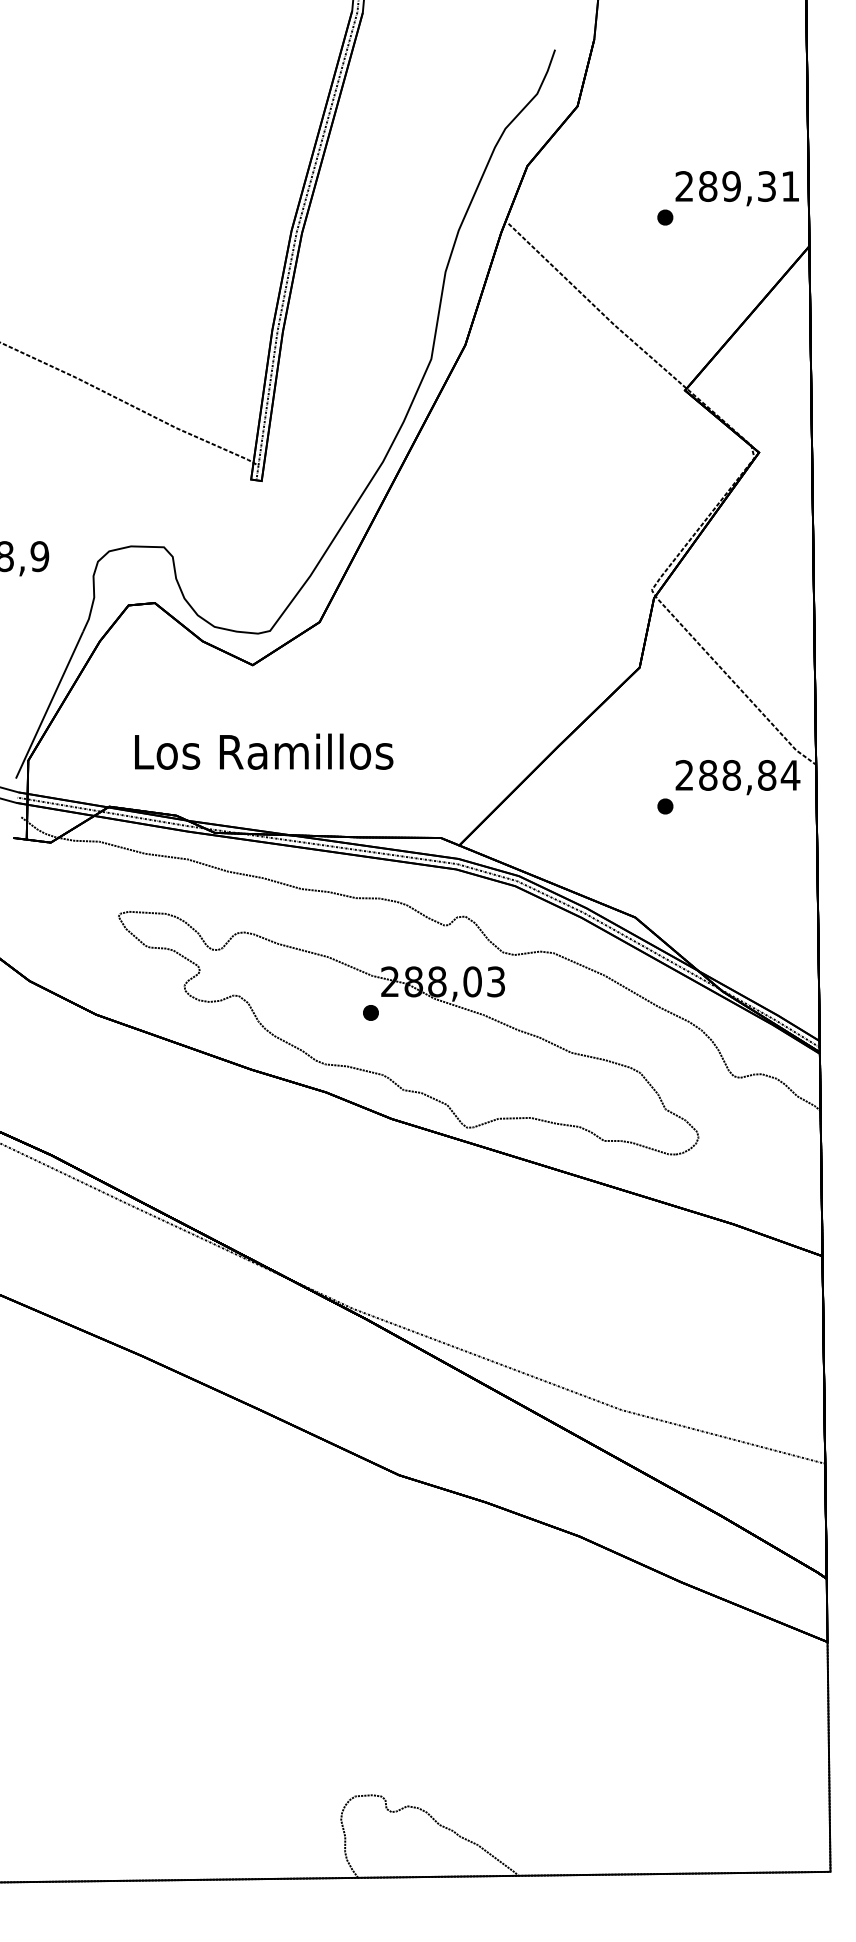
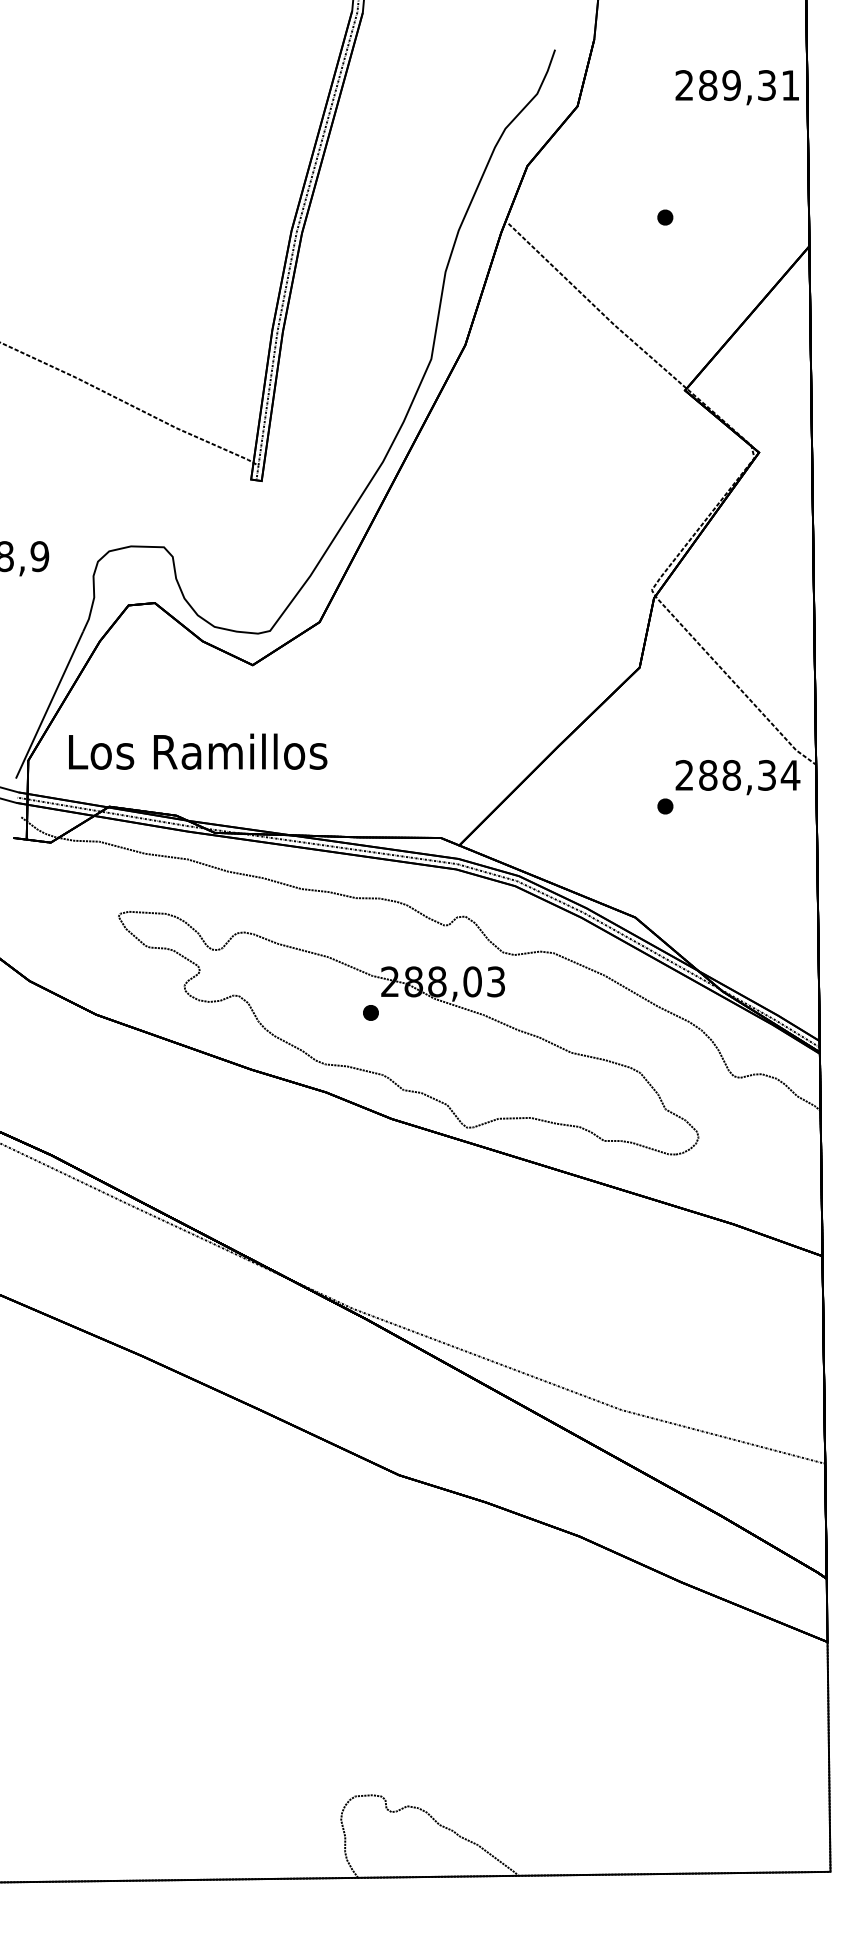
text position: (736, 188) -> (736, 87) (736, 87)
text position: (264, 751) -> (198, 751) (198, 751)
text: 288,84 -> 288,34 (767, 775)
